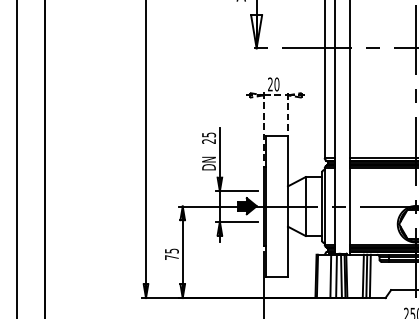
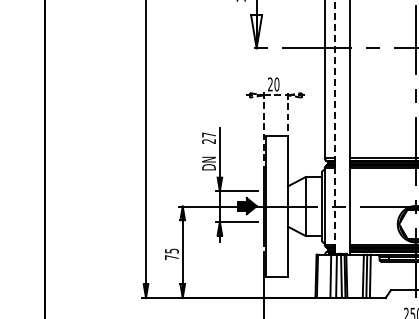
line: solid -> dashed (335, 127)
text: 25 -> 27 (209, 134)
line: present -> none (17, 158)
